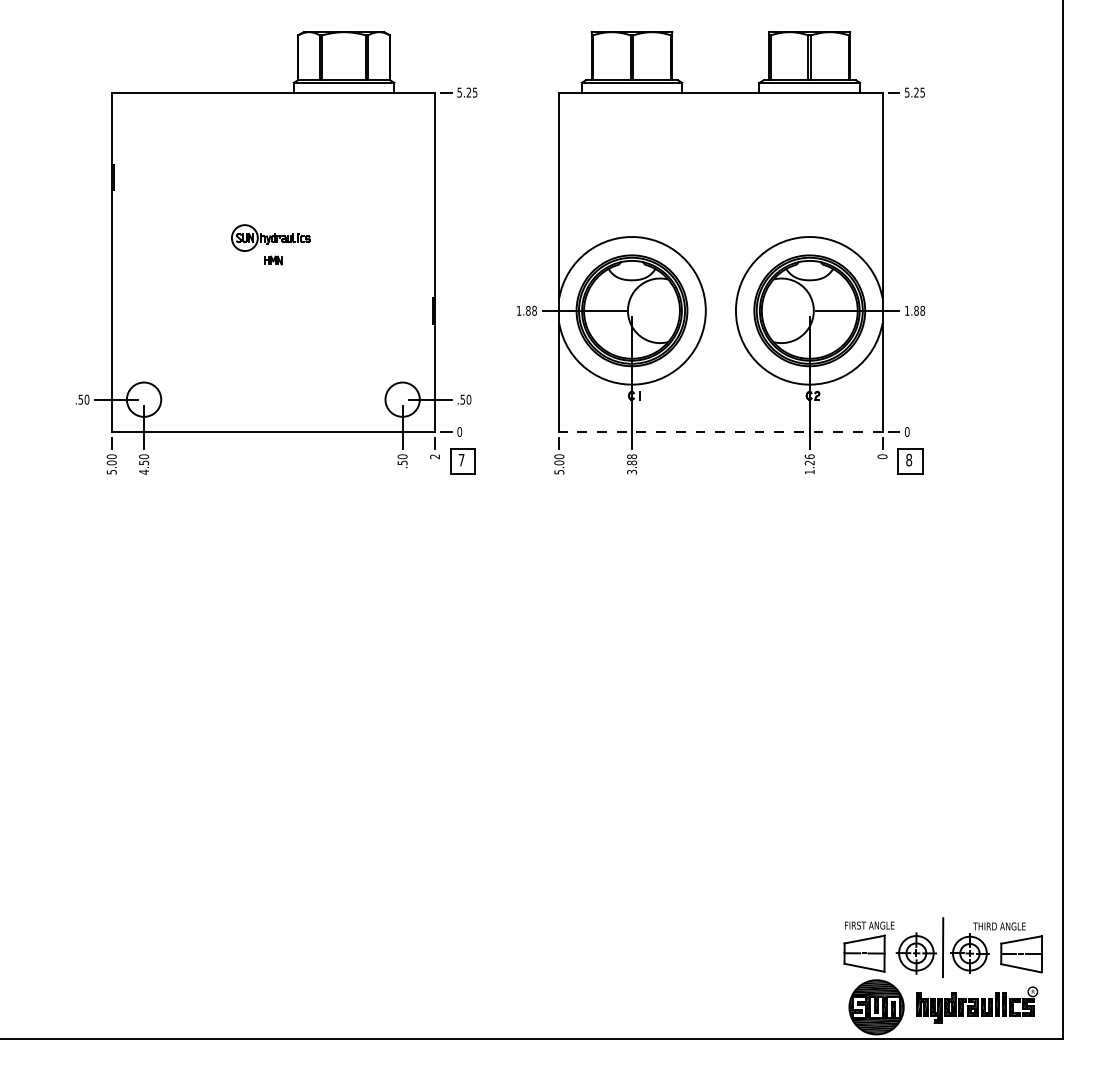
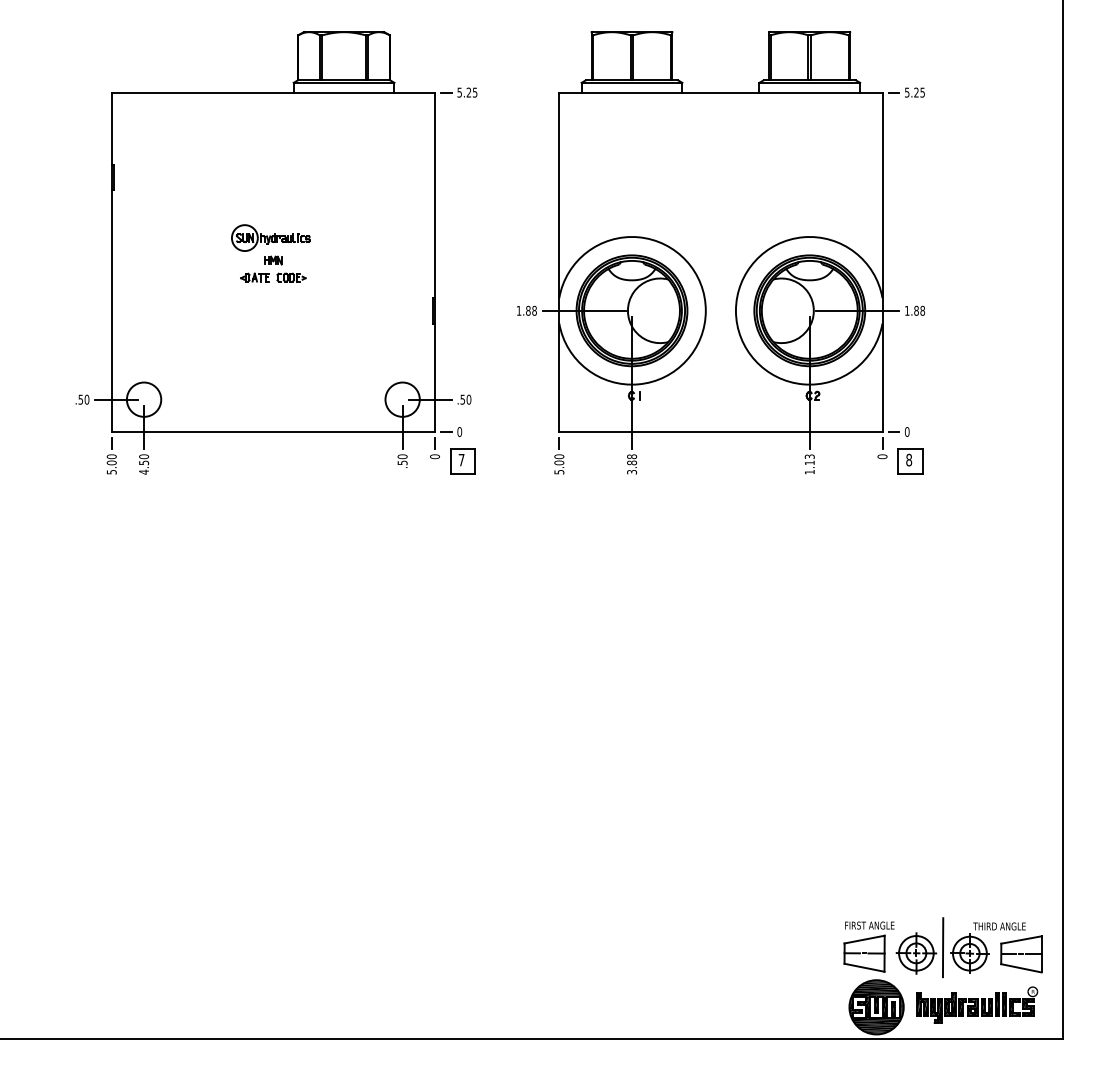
part: none -> present (273, 277)
line: dashed -> solid (720, 432)
text: 2 -> 0 (434, 456)
text: 1.26 -> 1.13 (809, 459)
